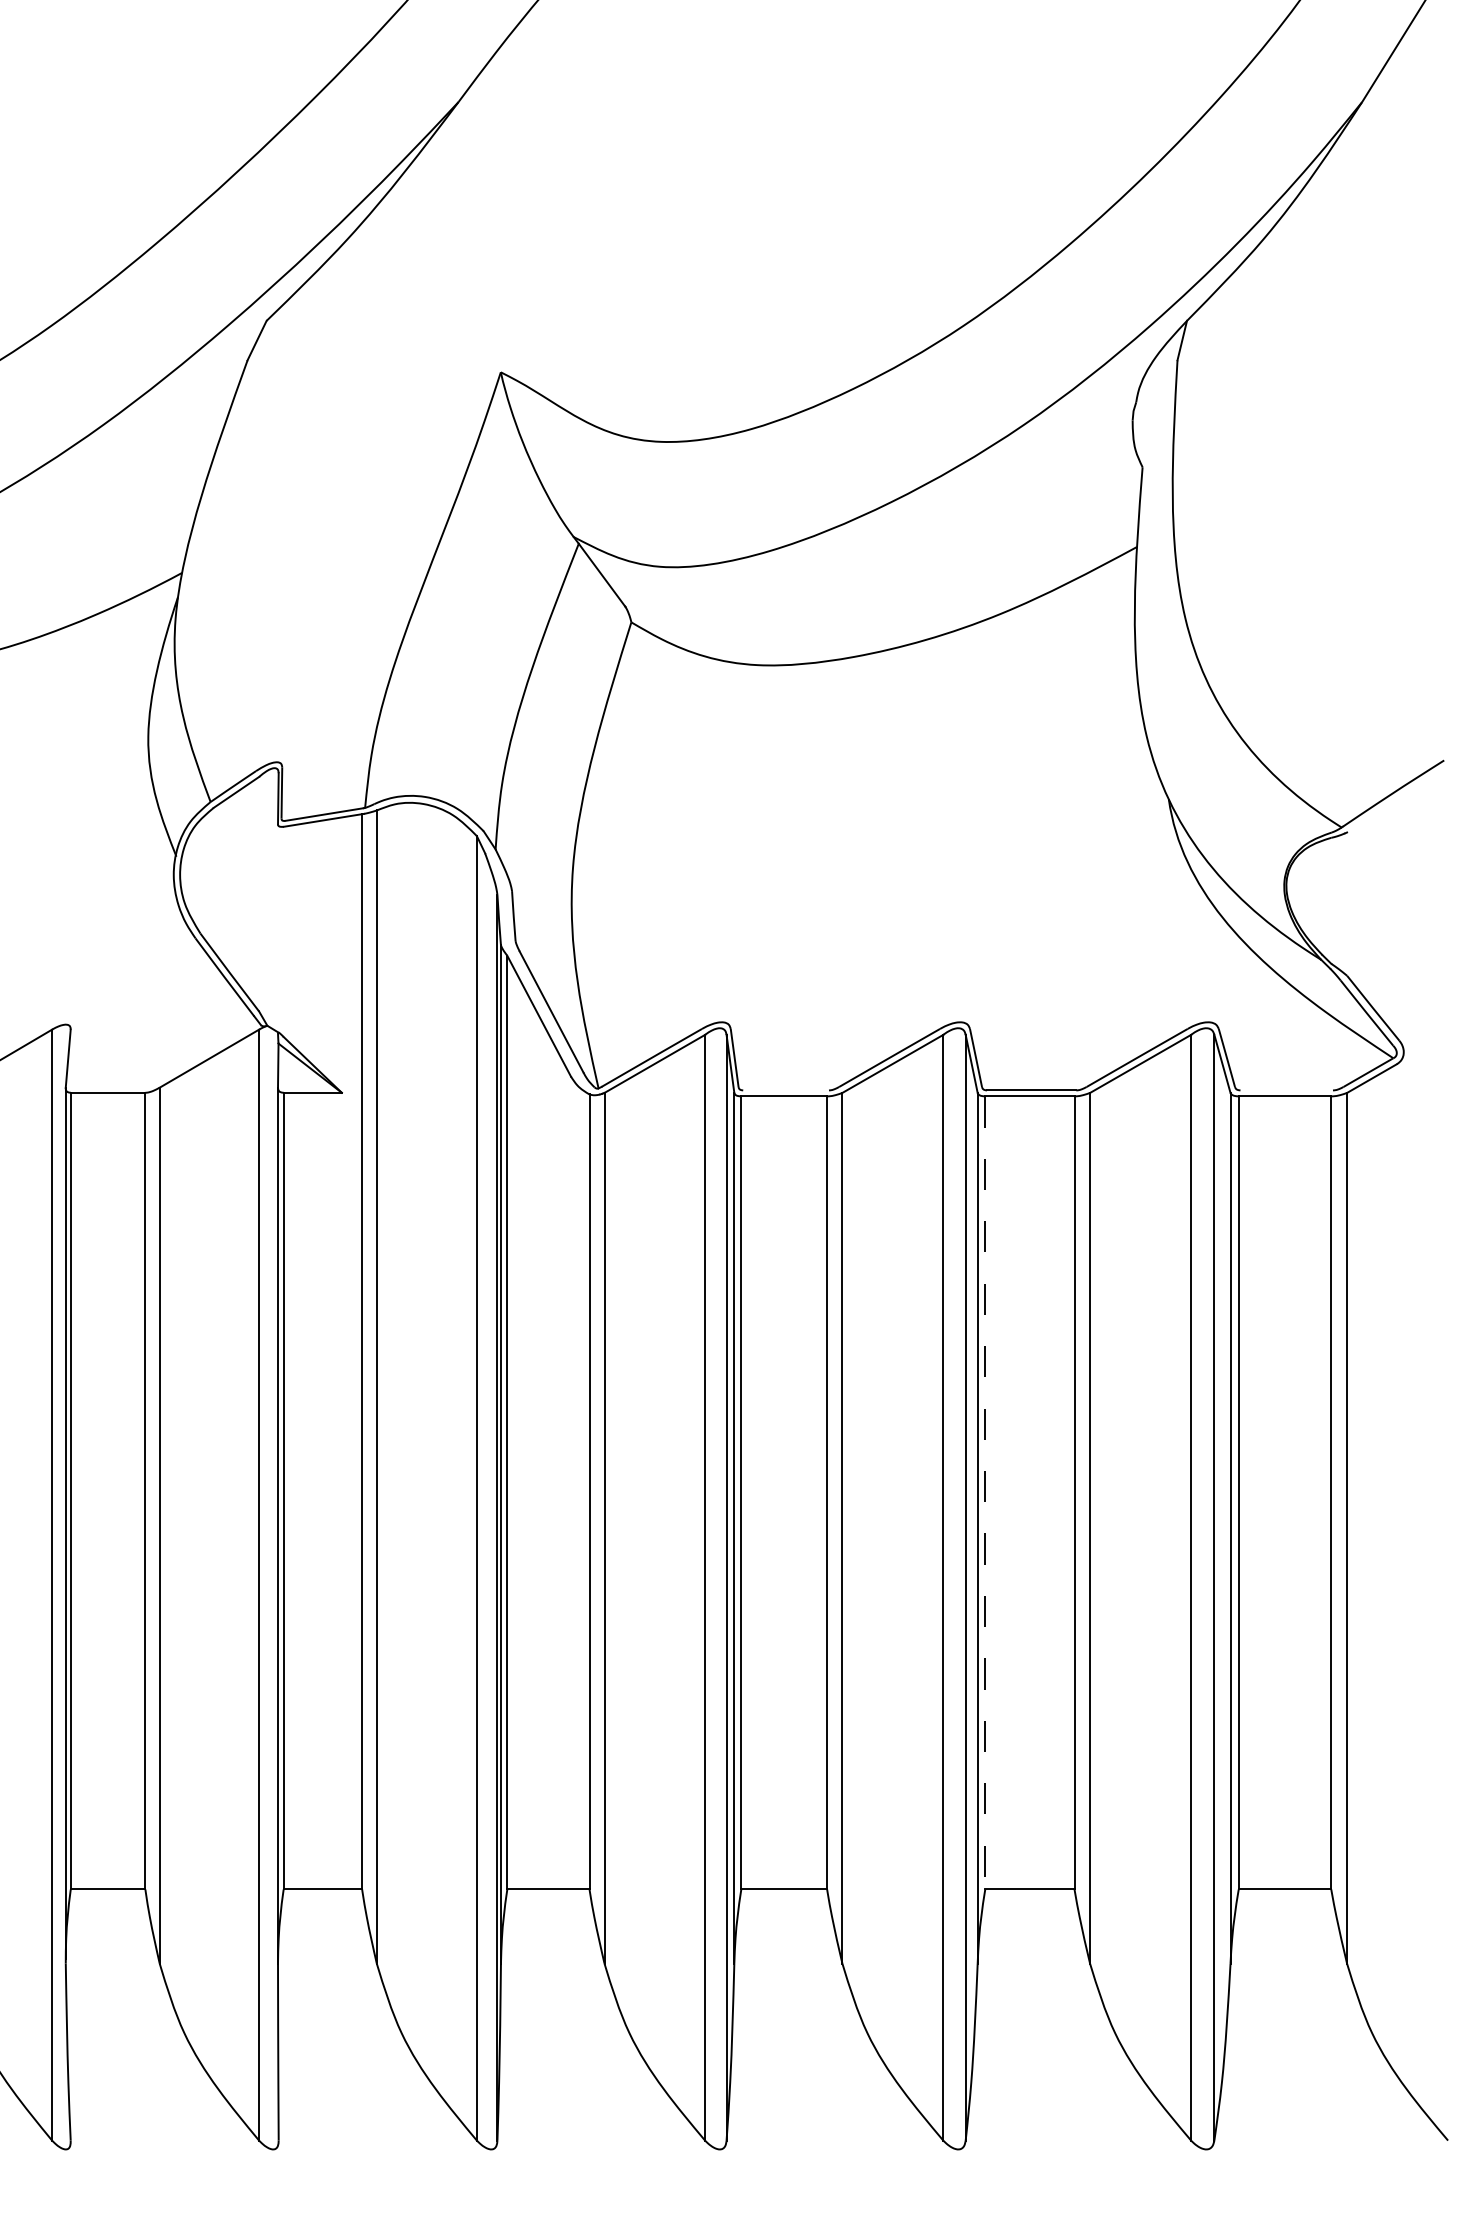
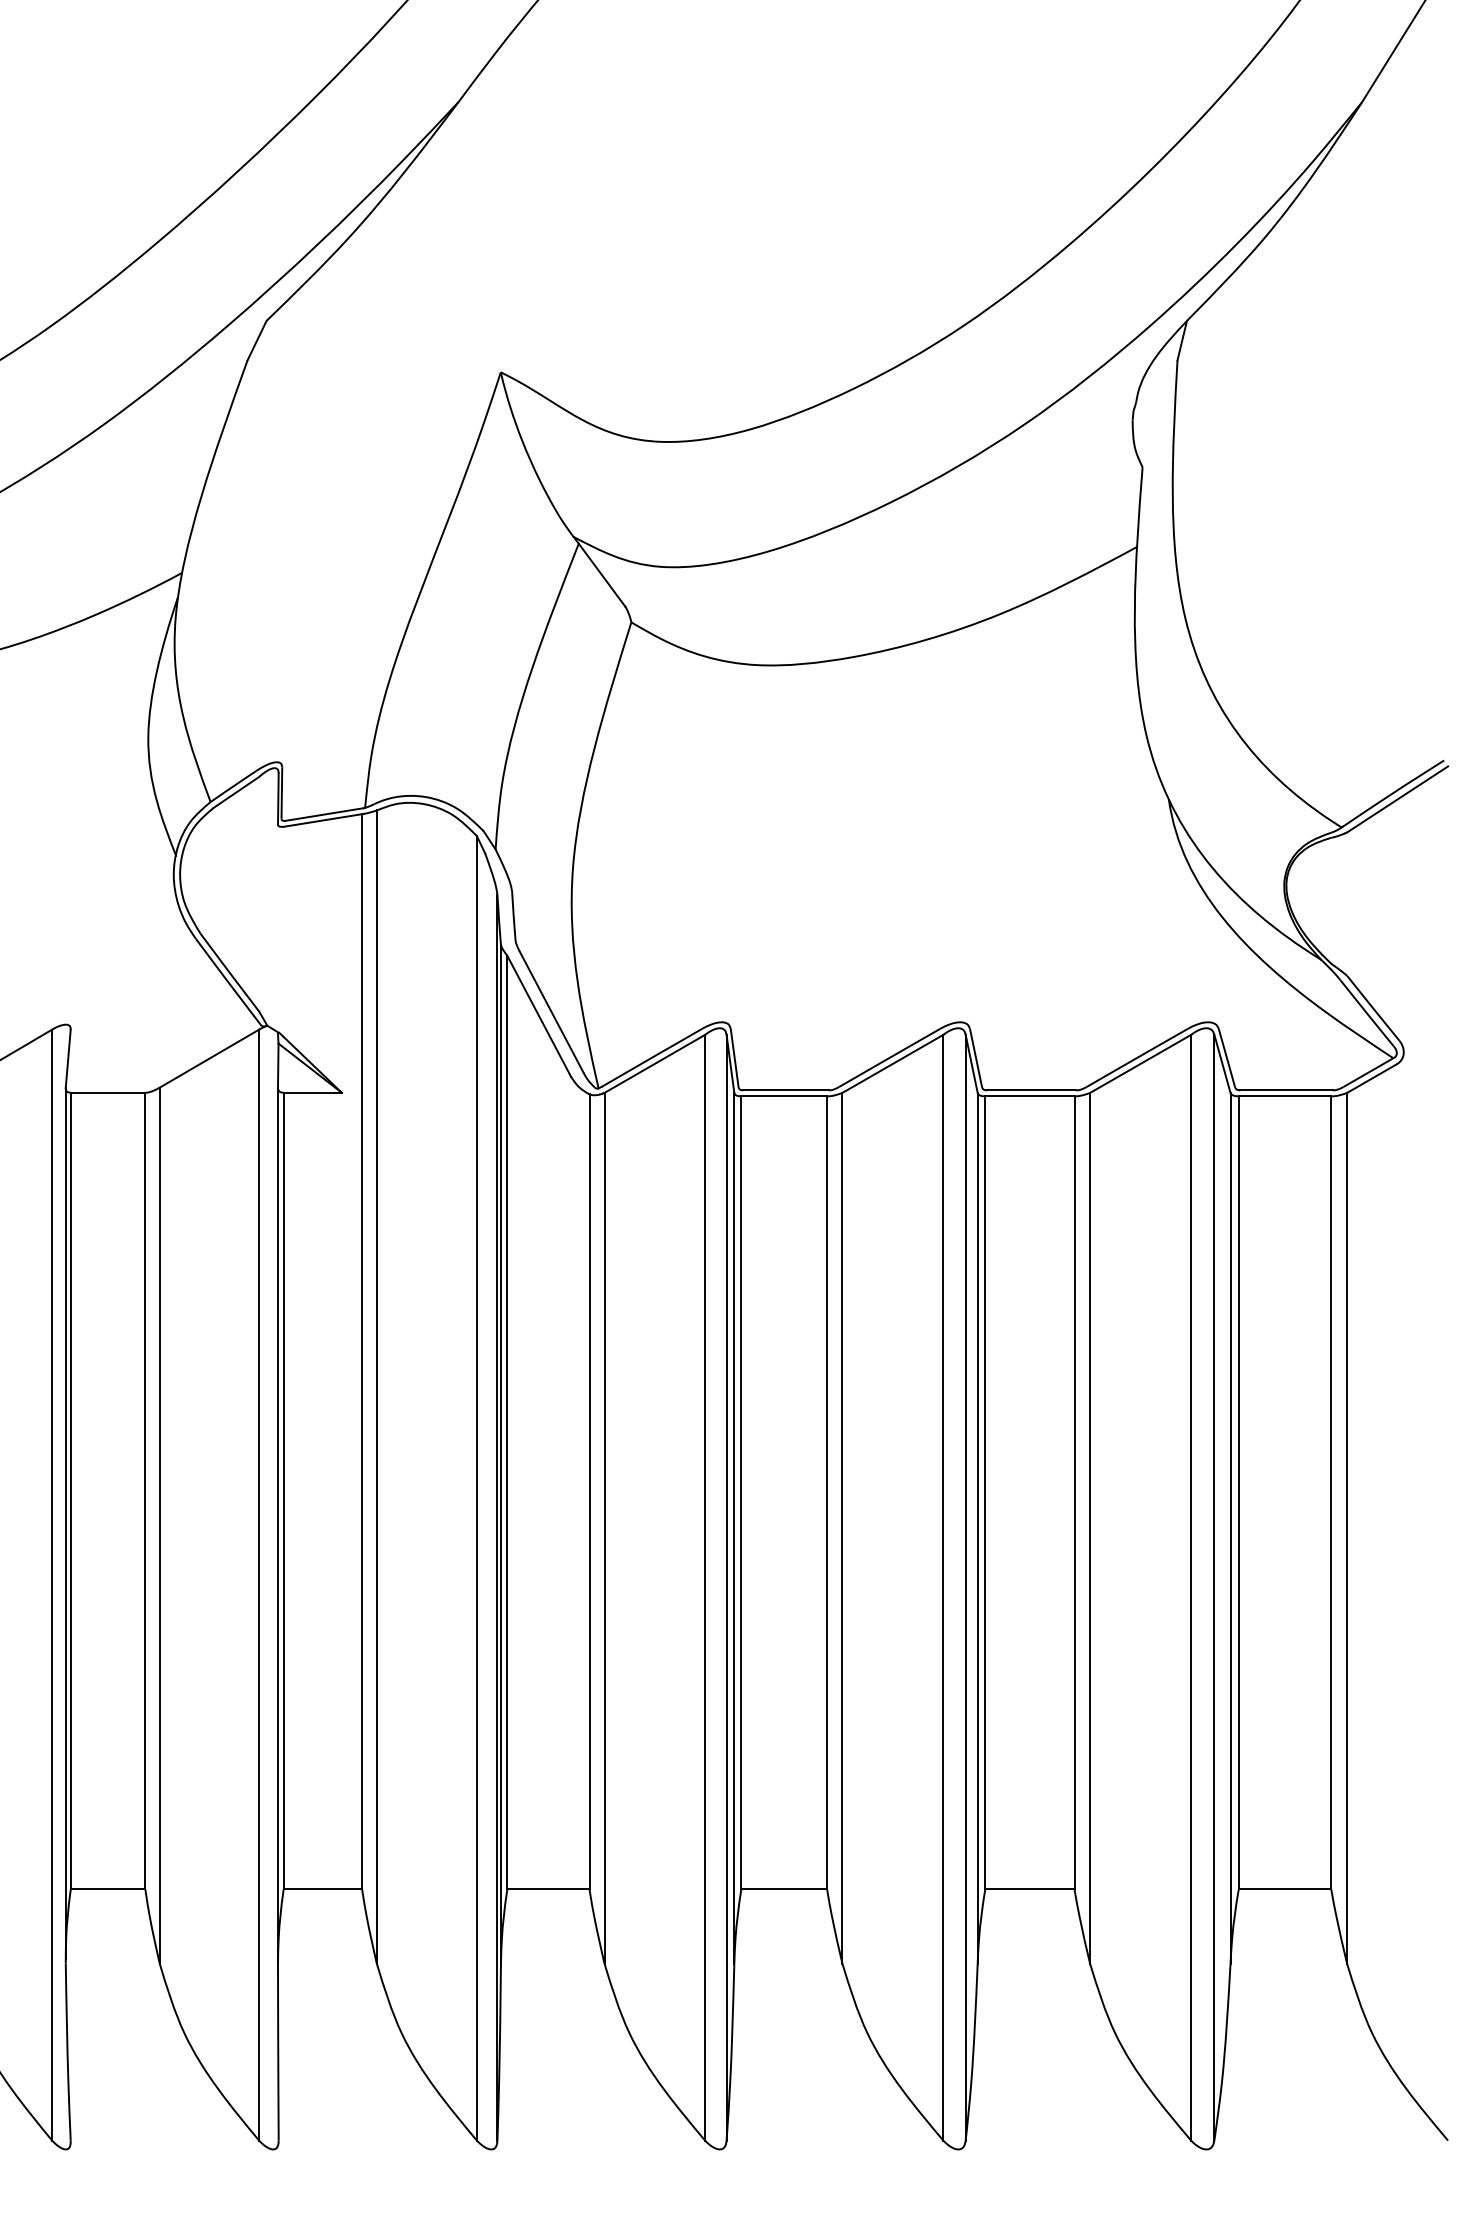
line: none -> present (1397, 799)
line: none -> present (785, 1090)
line: none -> present (1286, 1090)
line: dashed -> solid (985, 1492)
